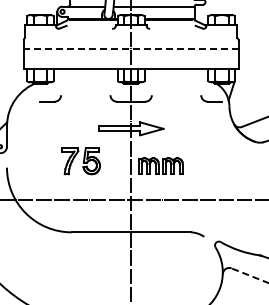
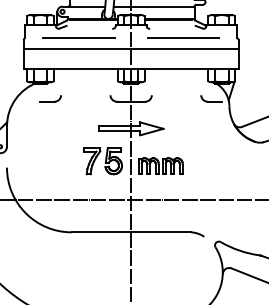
line: none -> present (78, 37)
line: none -> present (183, 37)
line: dashed -> solid (130, 49)
part position: (80, 161) -> (102, 161) (102, 161)
line: dashed -> solid (250, 275)
